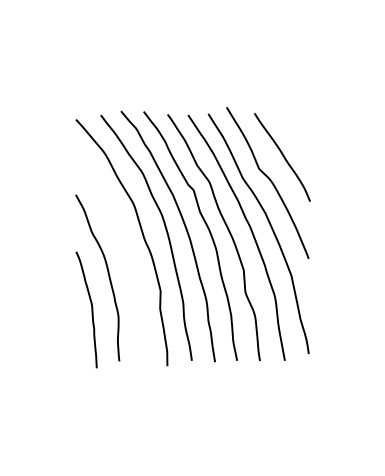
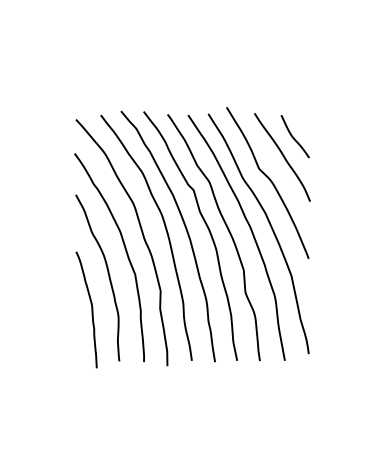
curve: none -> present (293, 136)
curve: none -> present (125, 251)
